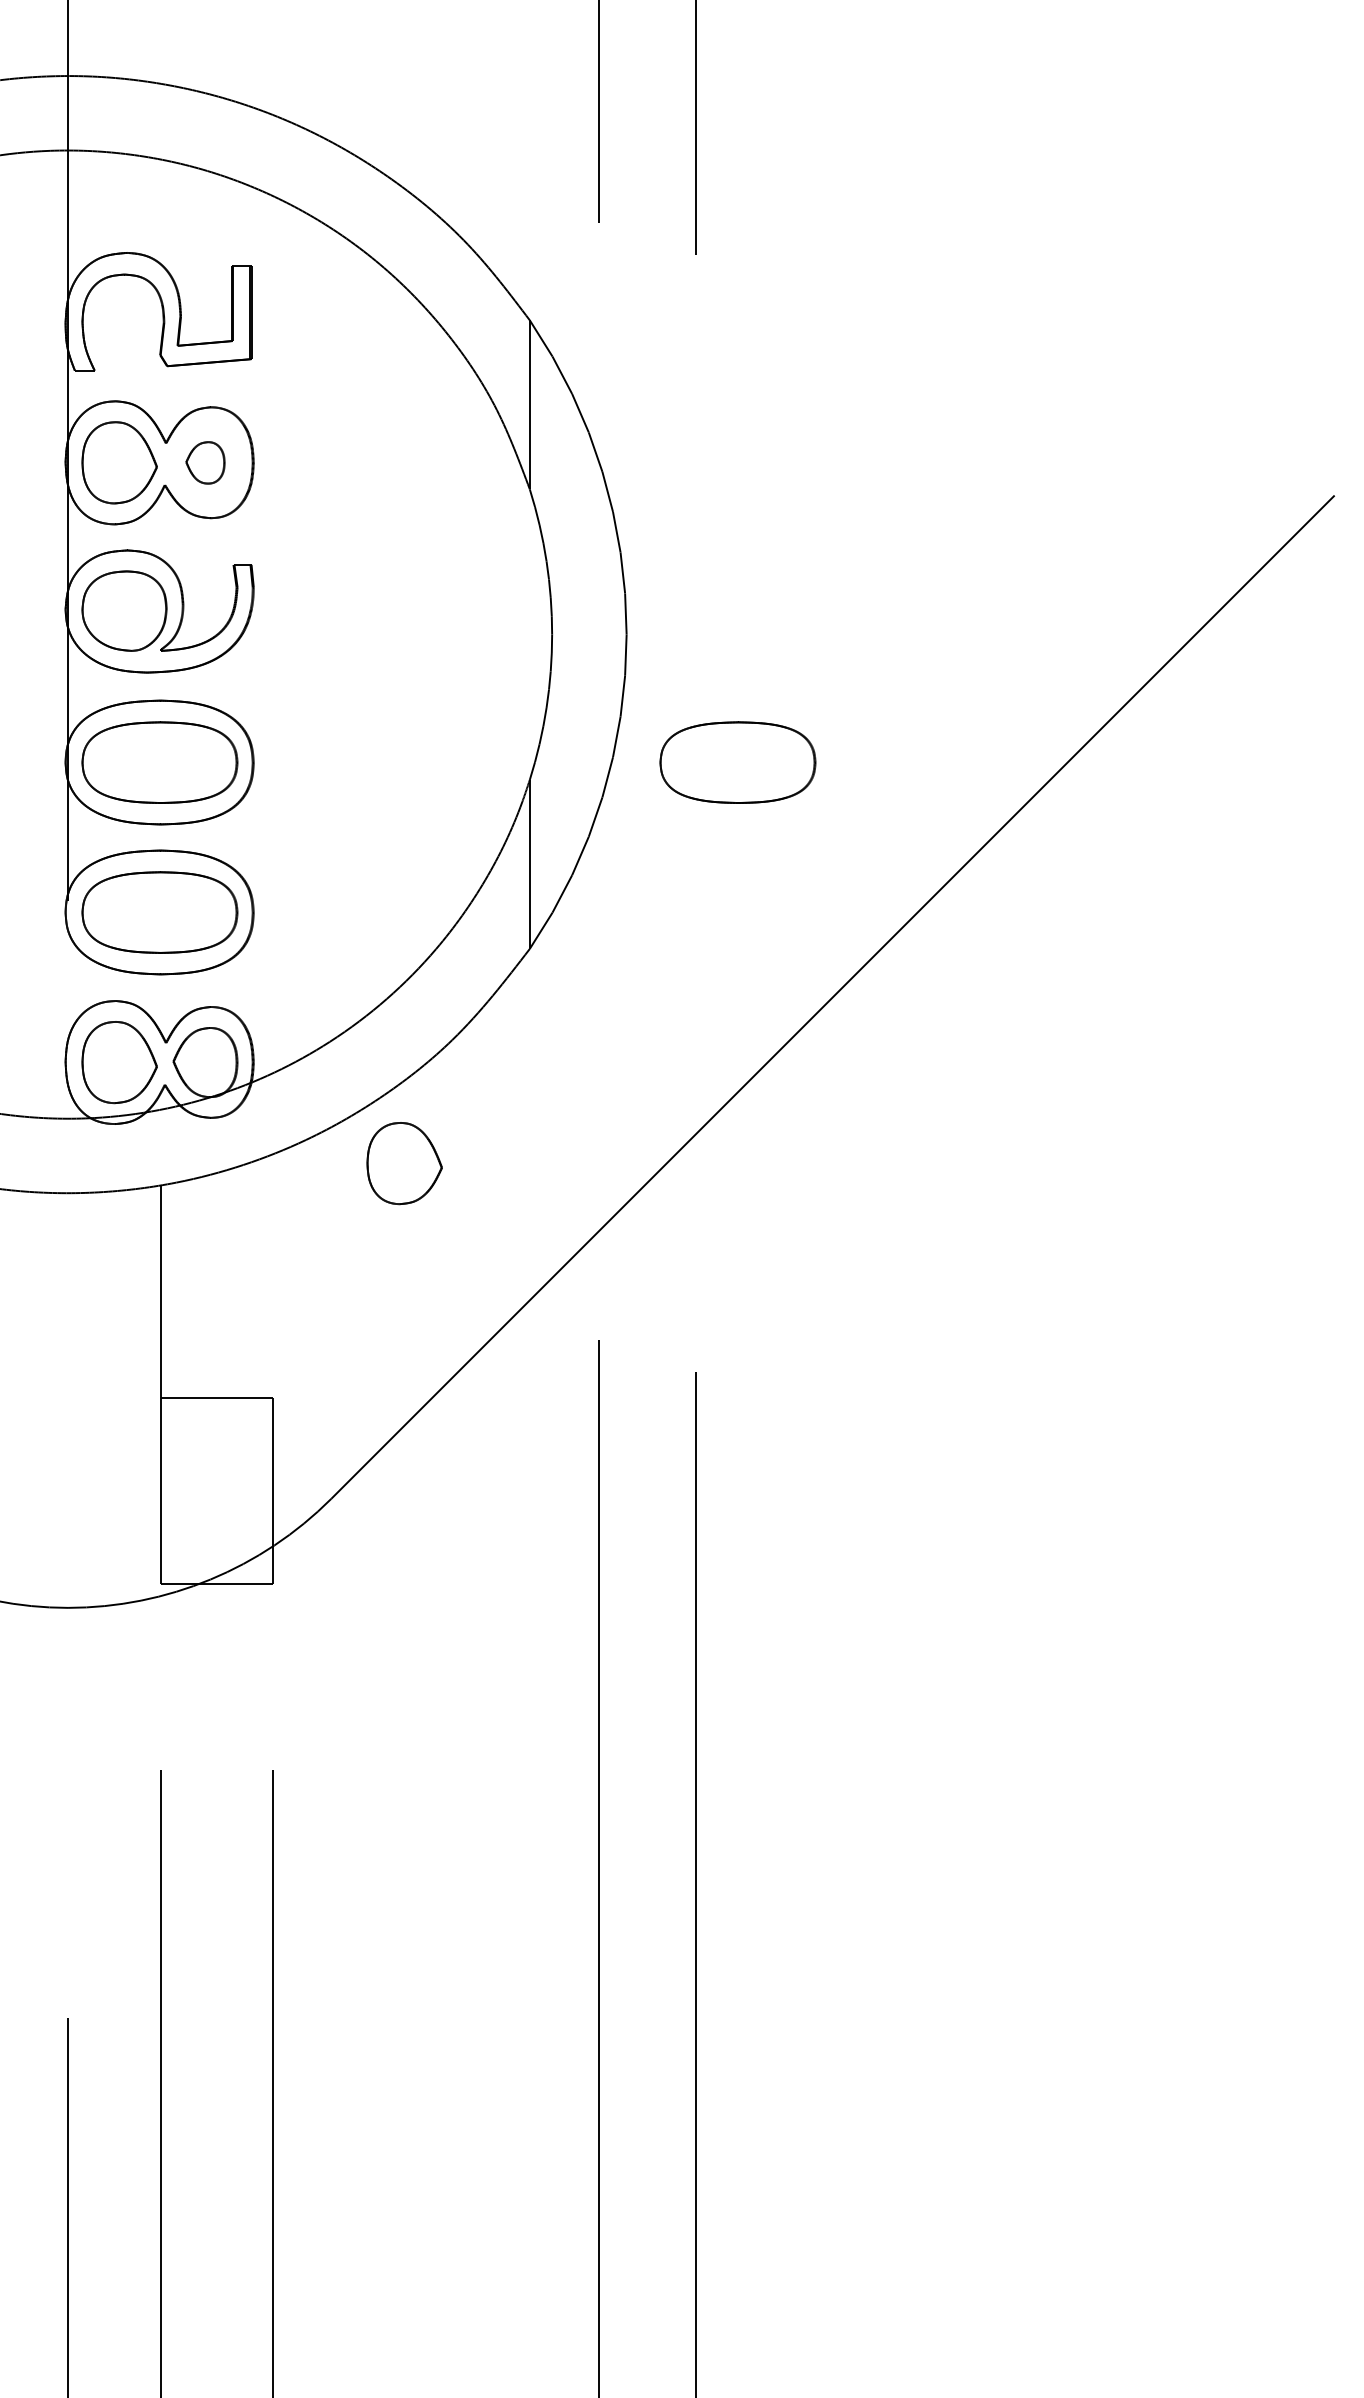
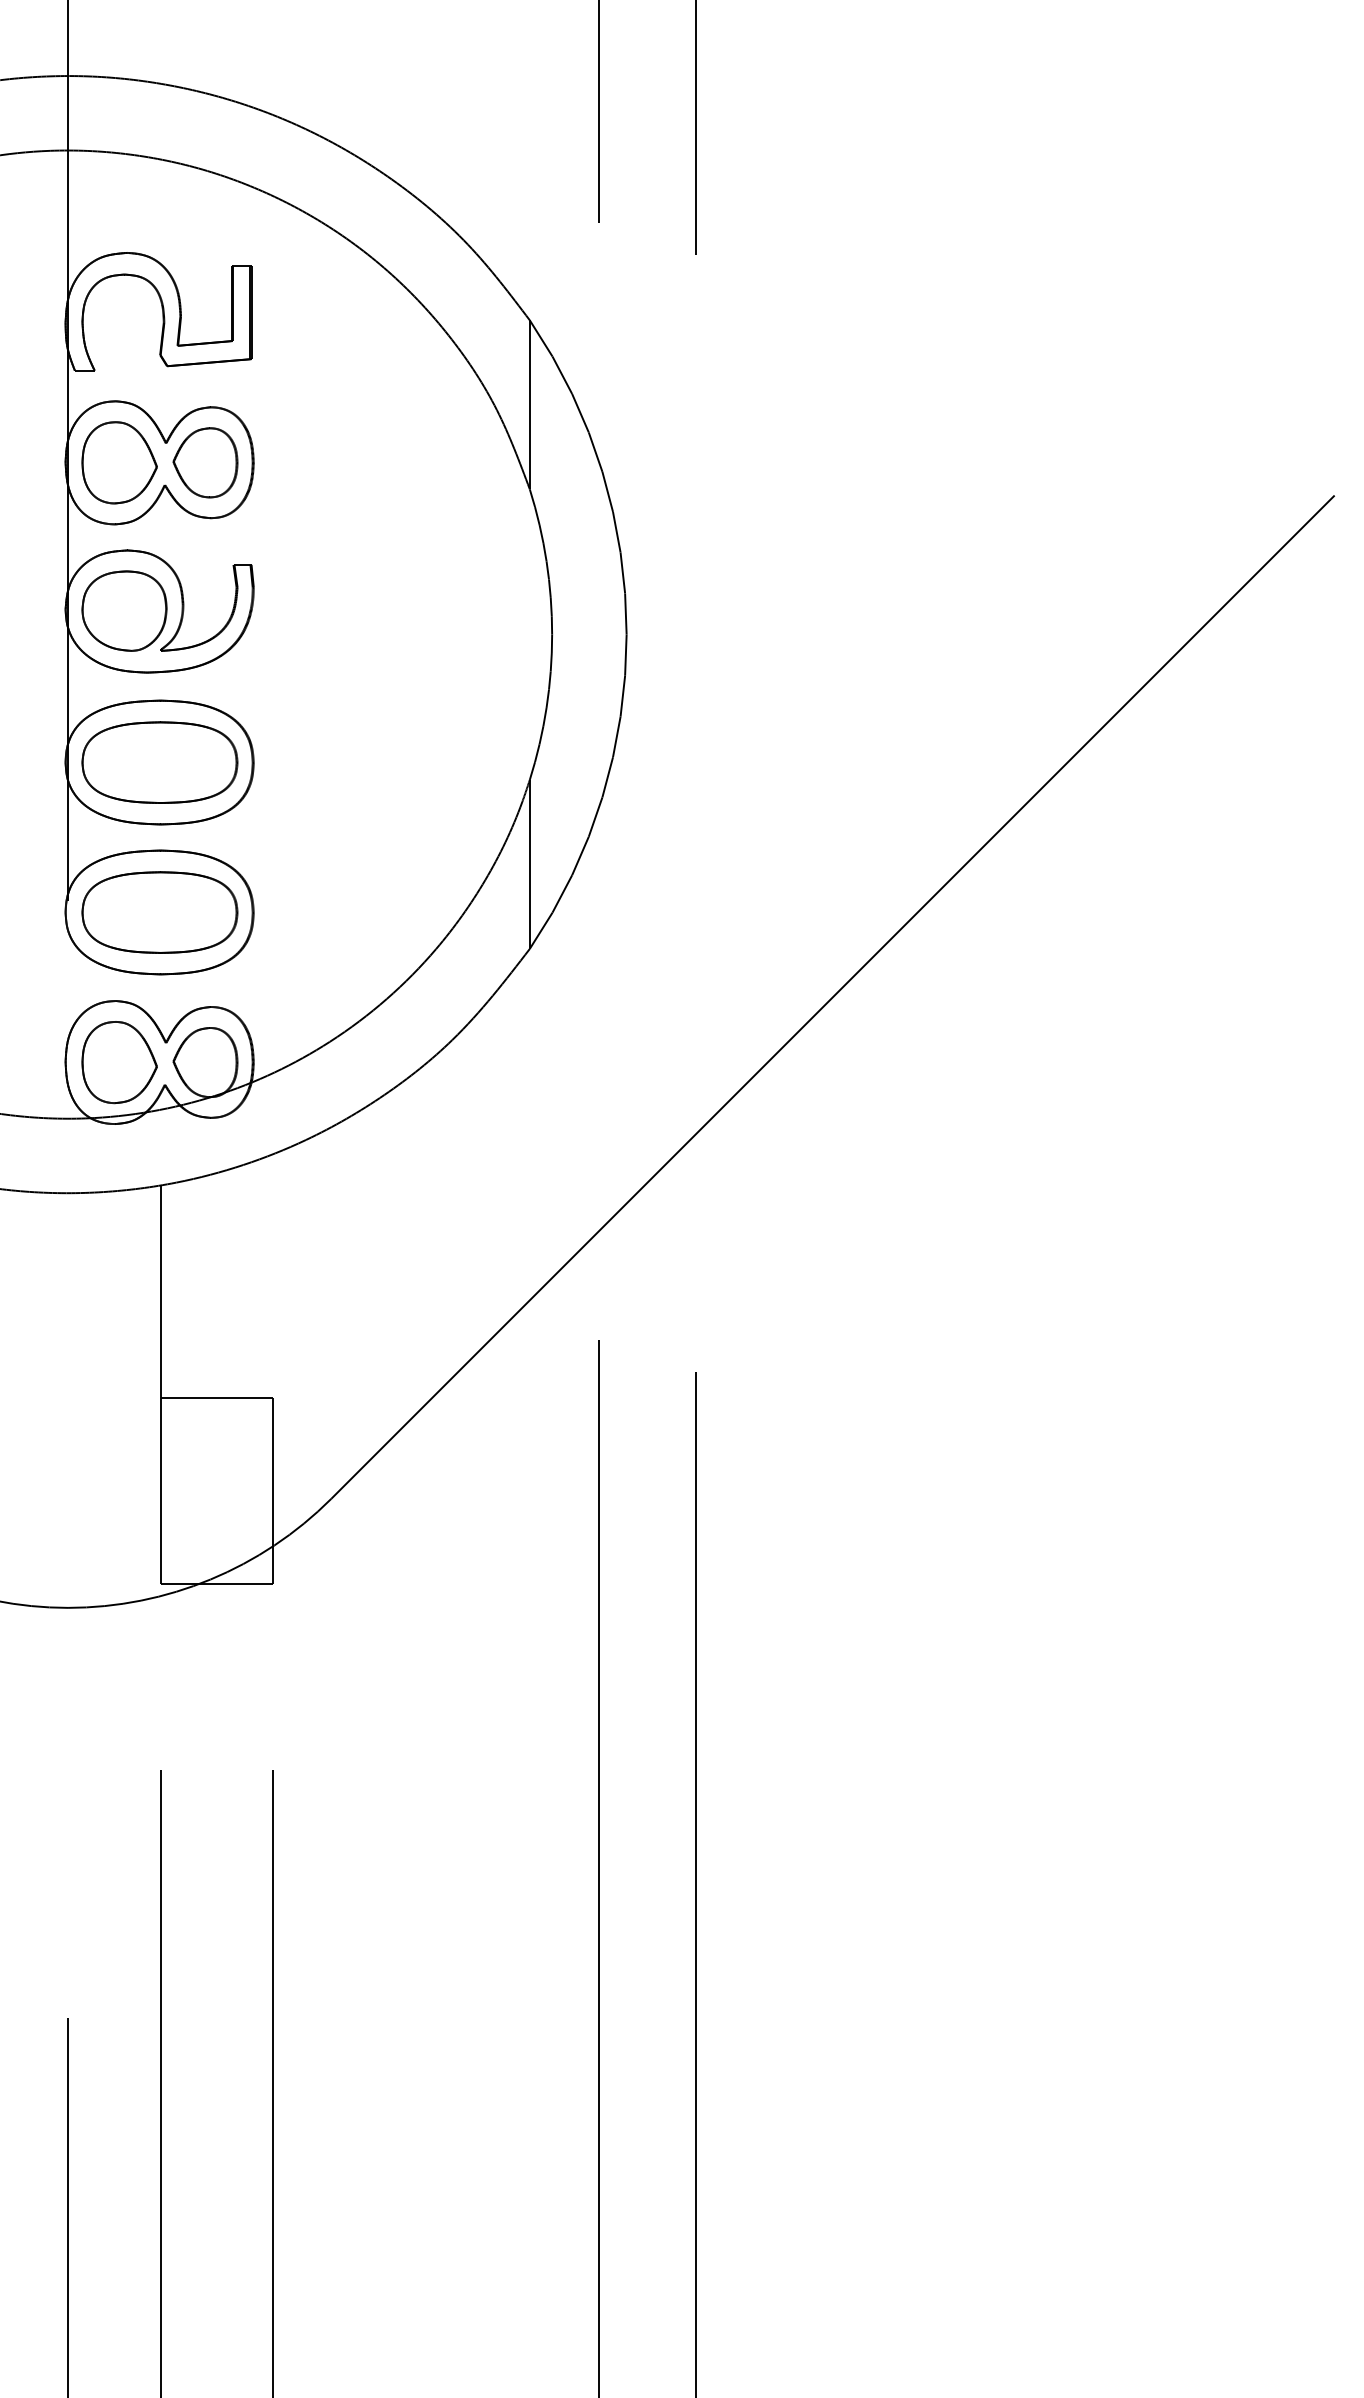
part size: 41x44 px -> 67x72 px (205, 462)
part: present -> none (737, 762)
part: present -> none (404, 1163)
